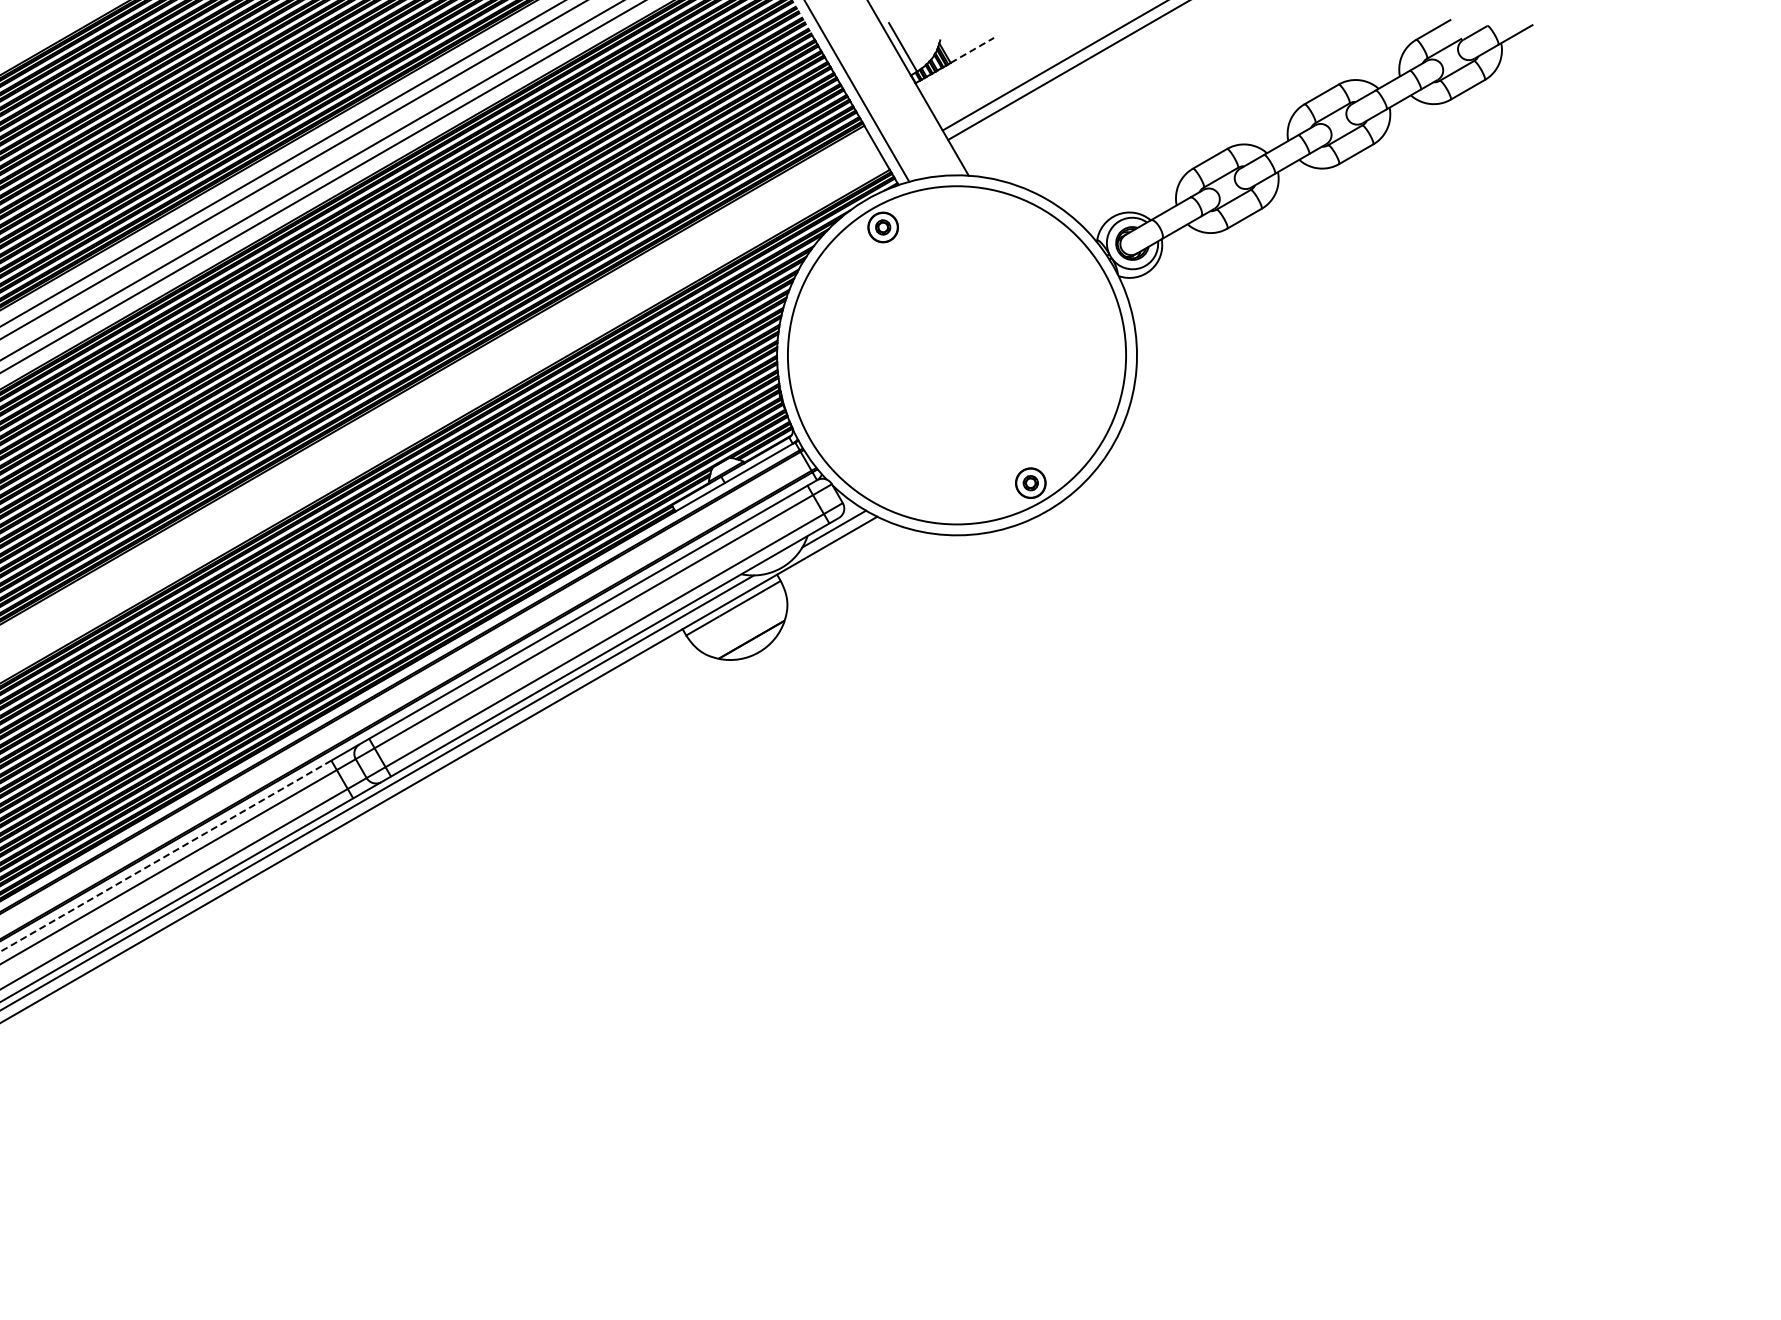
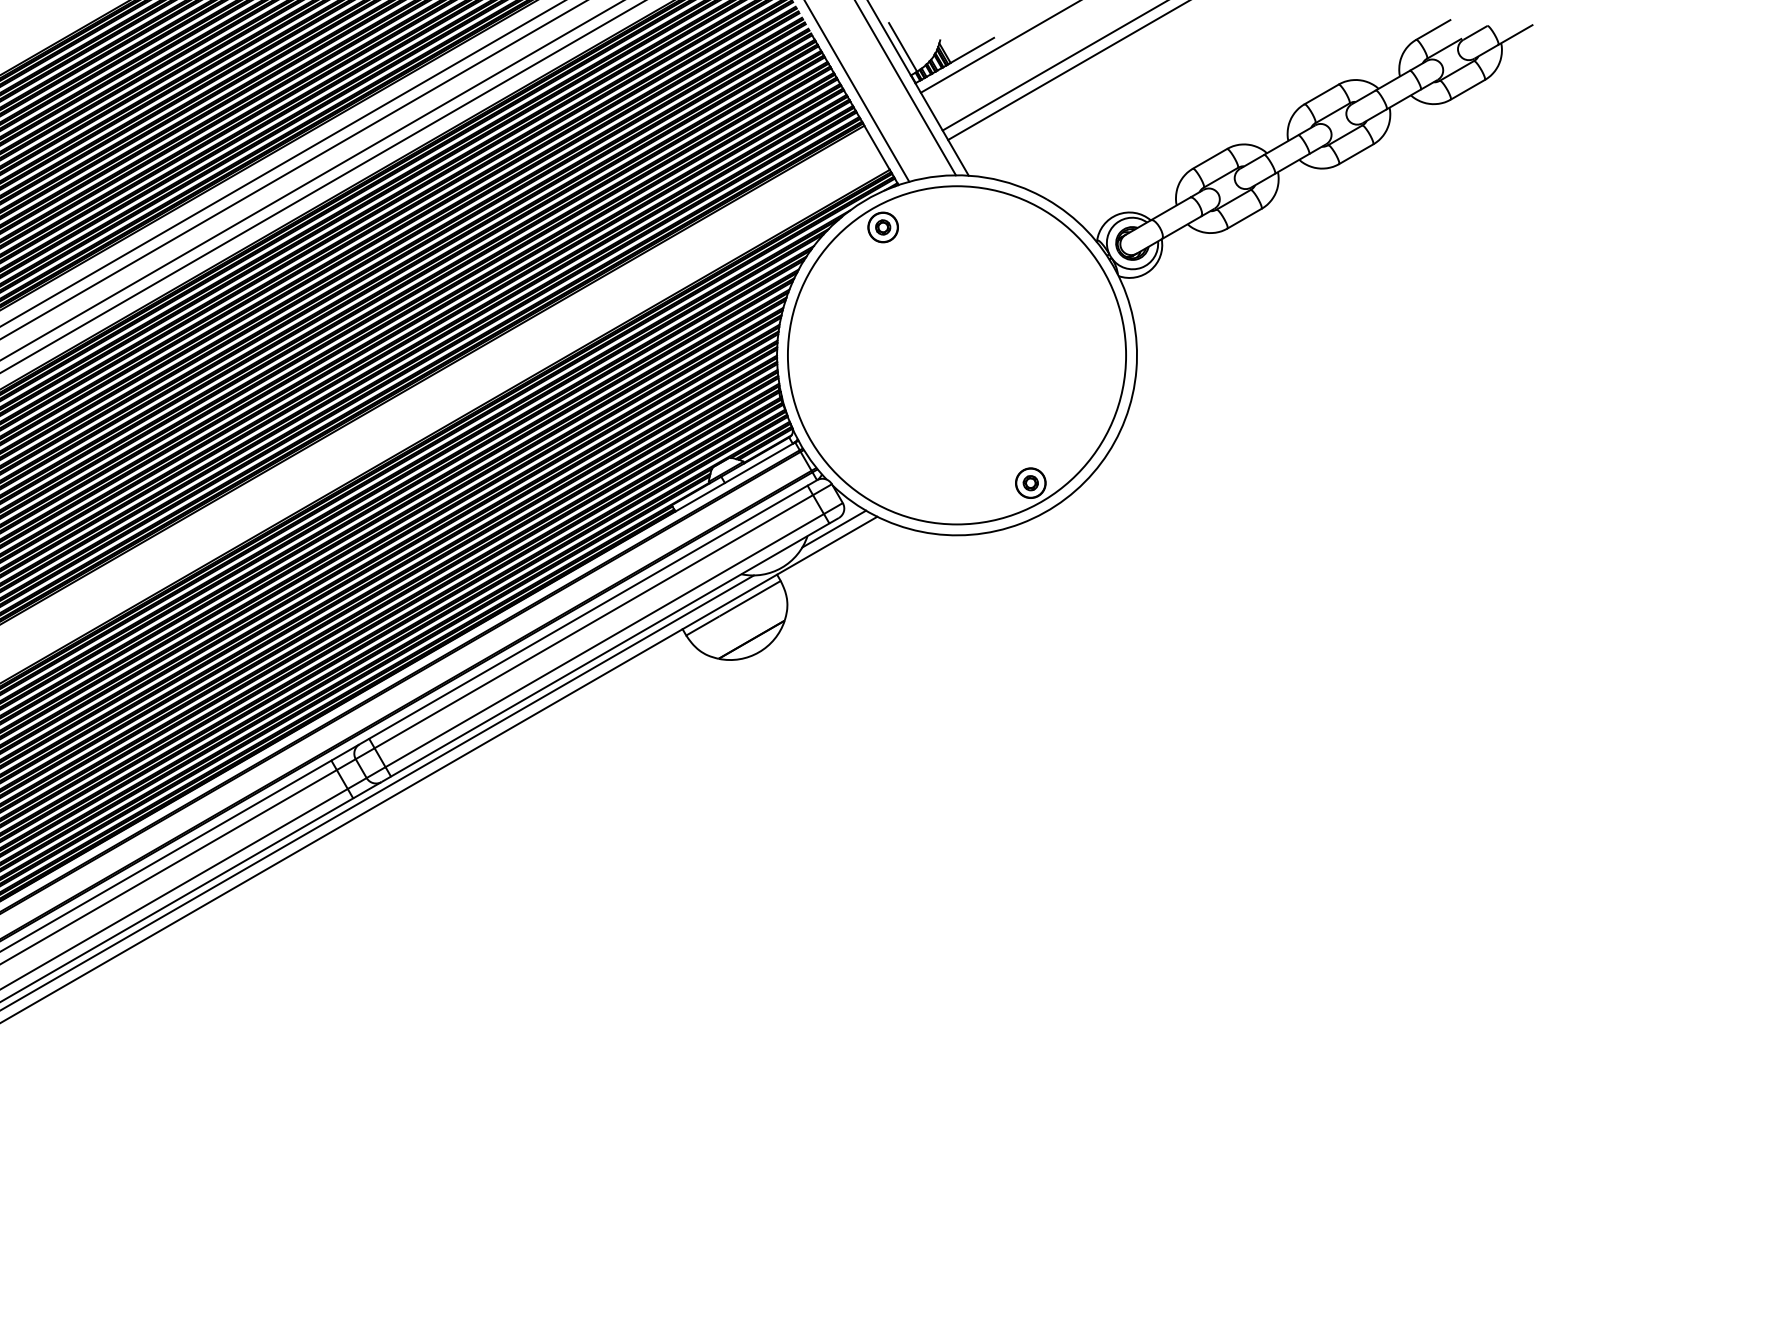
line: none -> present (998, 47)
line: dashed -> solid (972, 50)
line: none -> present (905, 88)
line: dashed -> solid (165, 856)
